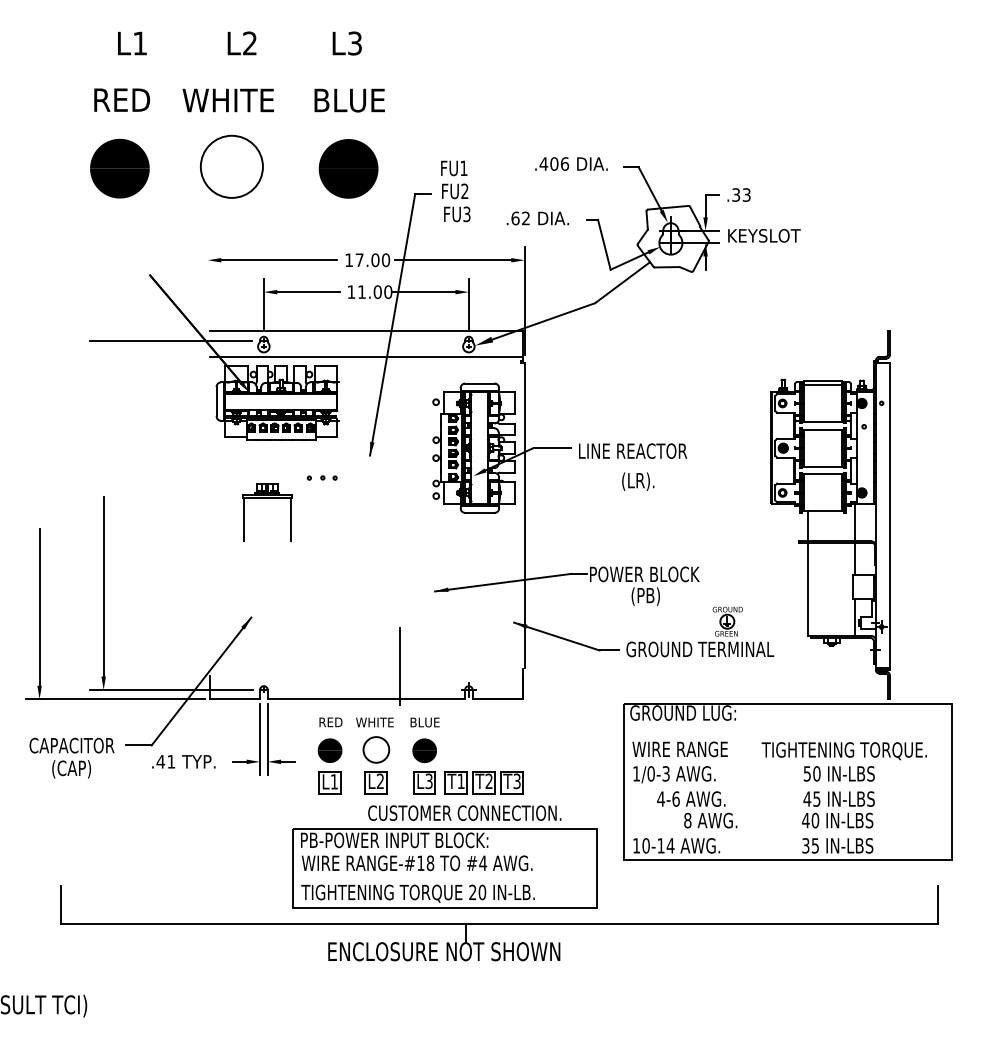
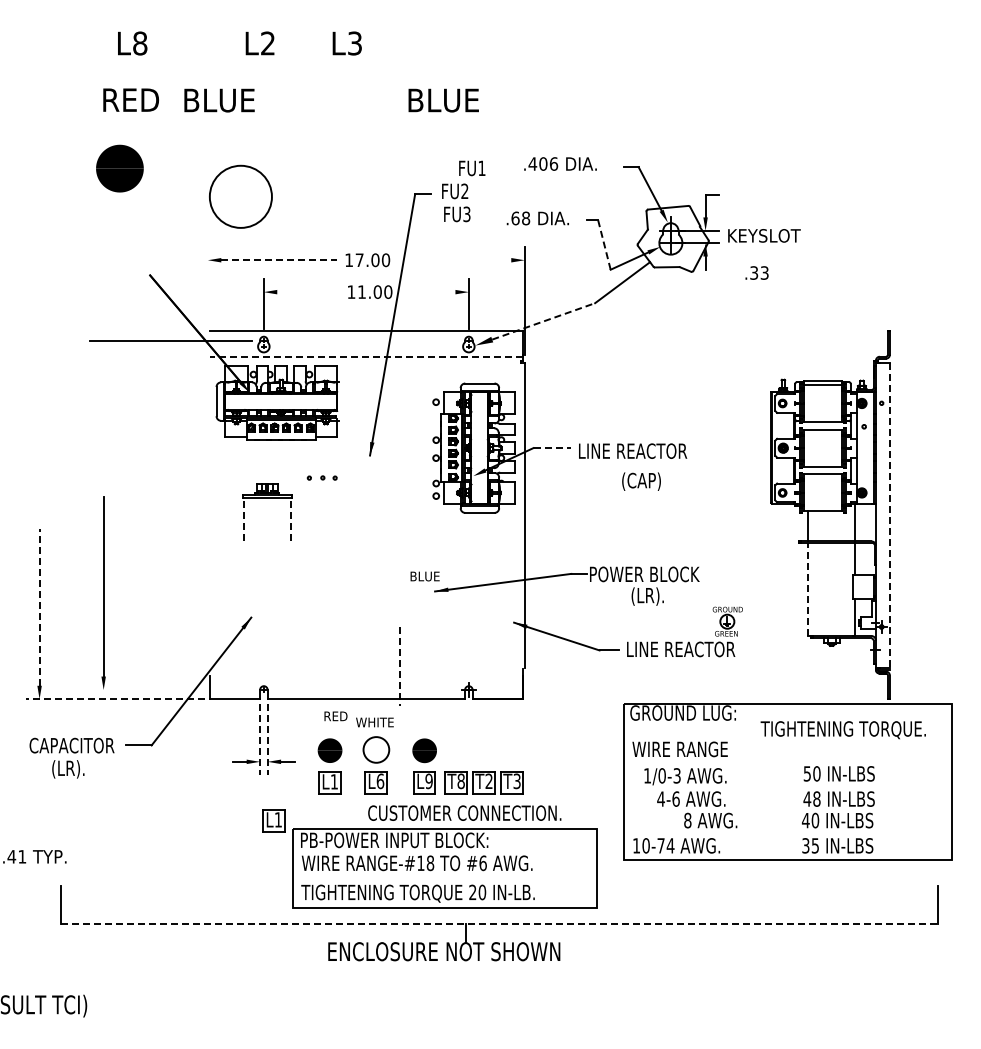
text: L1 -> L8 (140, 43)
text position: (241, 43) -> (259, 43) (259, 43)
text position: (121, 99) -> (130, 99) (130, 99)
text: WHITE -> BLUE (228, 100)
text position: (349, 100) -> (443, 100) (443, 100)
text position: (571, 163) -> (560, 163) (560, 163)
circle position: (231, 166) -> (240, 196) (240, 196)
part size: 60x61 px -> 48x49 px (119, 168)
part: present -> none (348, 168)
text position: (454, 168) -> (472, 168) (472, 168)
text position: (738, 194) -> (756, 272) (756, 272)
text: .62 -> .68 (526, 218)
line: solid -> dashed (604, 244)
line: solid -> dashed (279, 260)
line: present -> none (453, 260)
line: present -> none (308, 292)
line: present -> none (424, 292)
line: solid -> dashed (543, 321)
line: solid -> dashed (366, 356)
line: solid -> dashed (552, 448)
text: (LR). -> (CAP) (643, 481)
line: solid -> dashed (889, 515)
line: solid -> dashed (243, 519)
line: solid -> dashed (290, 519)
line: solid -> dashed (808, 589)
text: (PB) -> (LR). (651, 596)
line: solid -> dashed (39, 607)
text: GROUND TERMINAL -> LINE REACTOR (700, 649)
line: solid -> dashed (399, 666)
line: present -> none (171, 689)
line: solid -> dashed (115, 699)
text position: (330, 722) -> (335, 716) (335, 716)
text position: (424, 722) -> (424, 576) (424, 576)
line: solid -> dashed (260, 739)
line: solid -> dashed (267, 739)
text position: (843, 751) -> (842, 730) (842, 730)
text position: (183, 761) -> (34, 856) (34, 856)
text: (CAP) -> (LR). (74, 769)
text position: (674, 774) -> (685, 776) (685, 776)
text: L3 -> L9 (428, 780)
text: L2 -> L6 (380, 781)
text: T1 -> T8 (460, 781)
text: 45 -> 48 (816, 798)
part: none -> present (273, 820)
text: 10-14 -> 10-74 (660, 845)
text: #4 -> #6 (483, 863)
line: solid -> dashed (499, 924)
